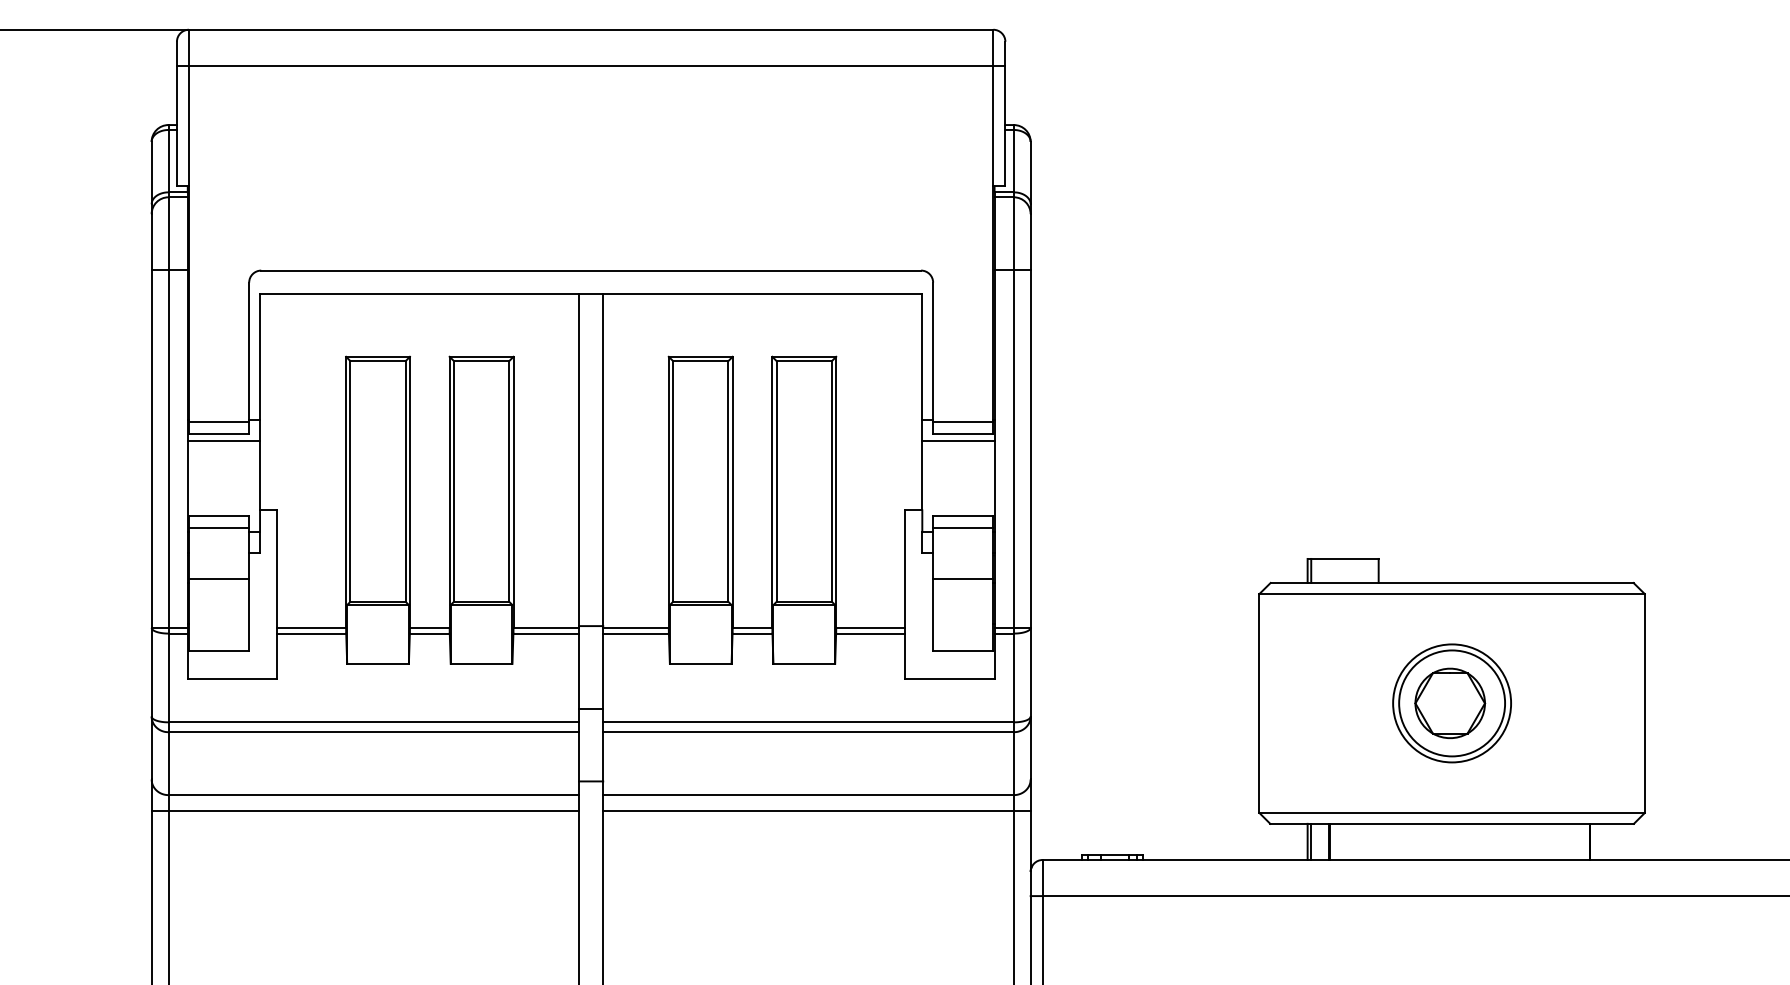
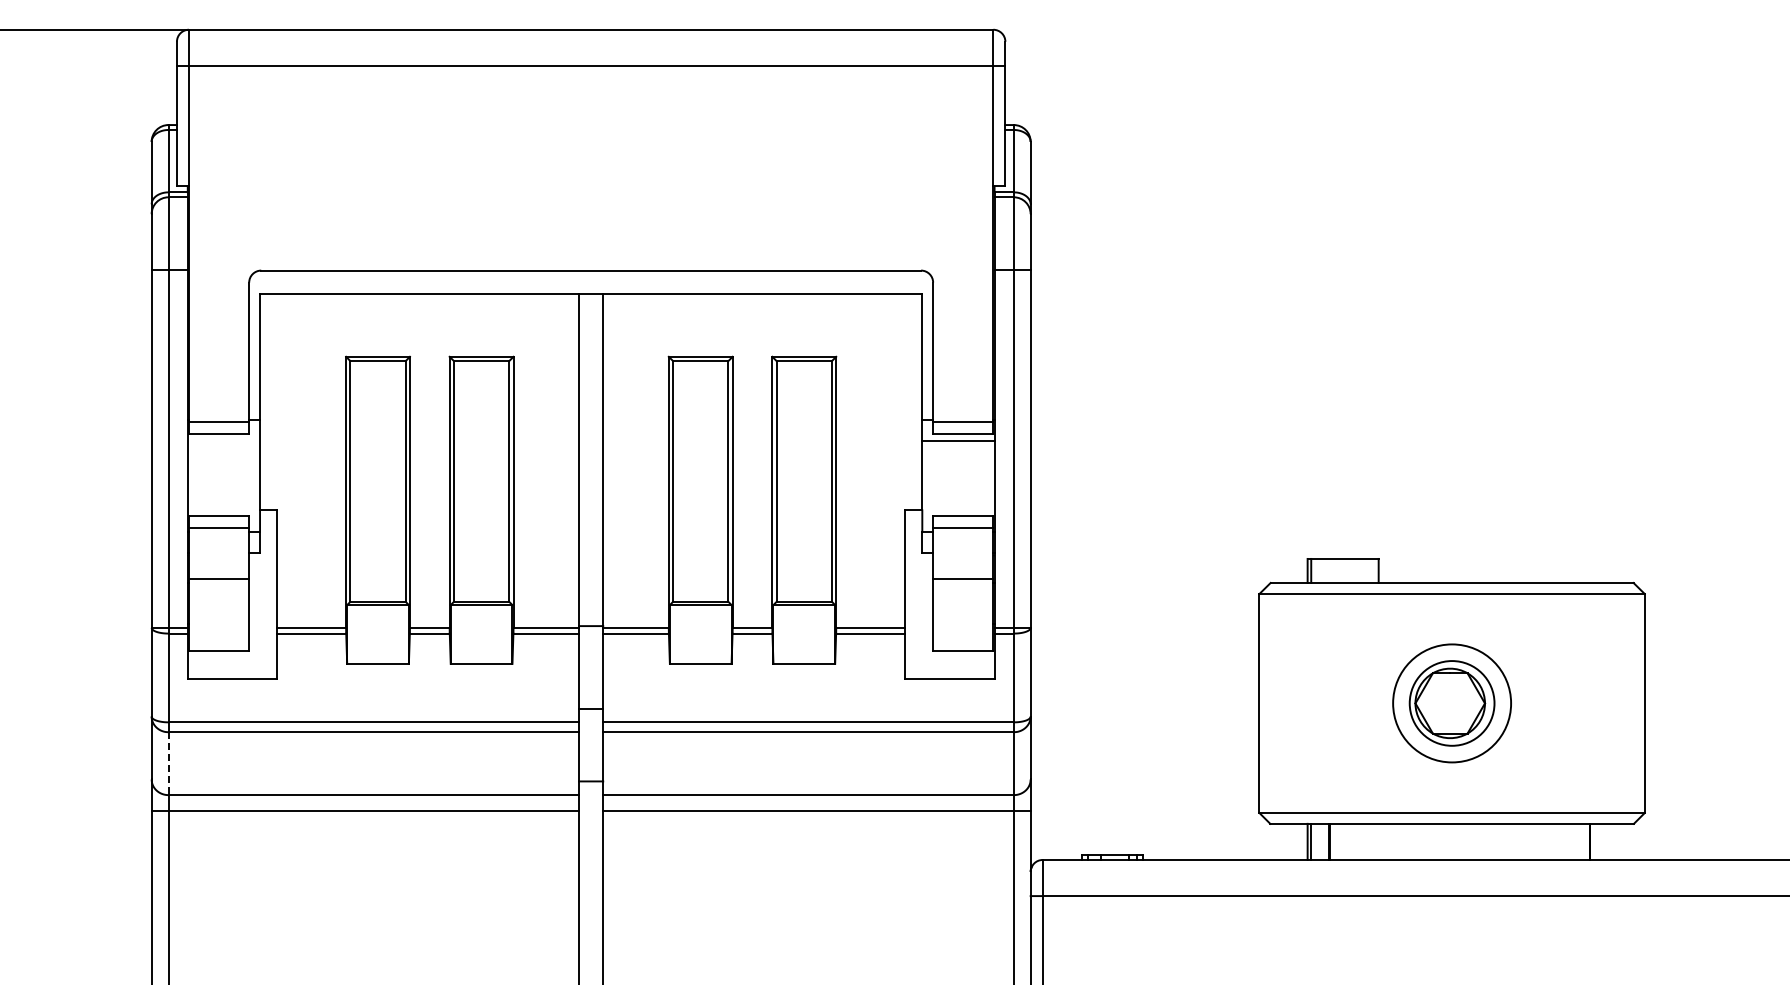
line: present -> none (223, 440)
circle diameter: 106 px -> 85 px (1451, 703)
line: solid -> dashed (168, 764)
